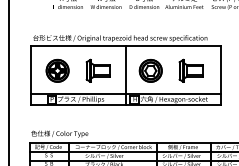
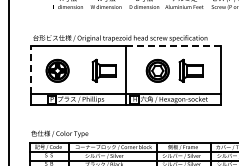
line: solid -> dashed (173, 46)
line: solid -> dashed (30, 69)
part position: (97, 70) -> (103, 70) (103, 70)
part position: (150, 70) -> (157, 70) (157, 70)
